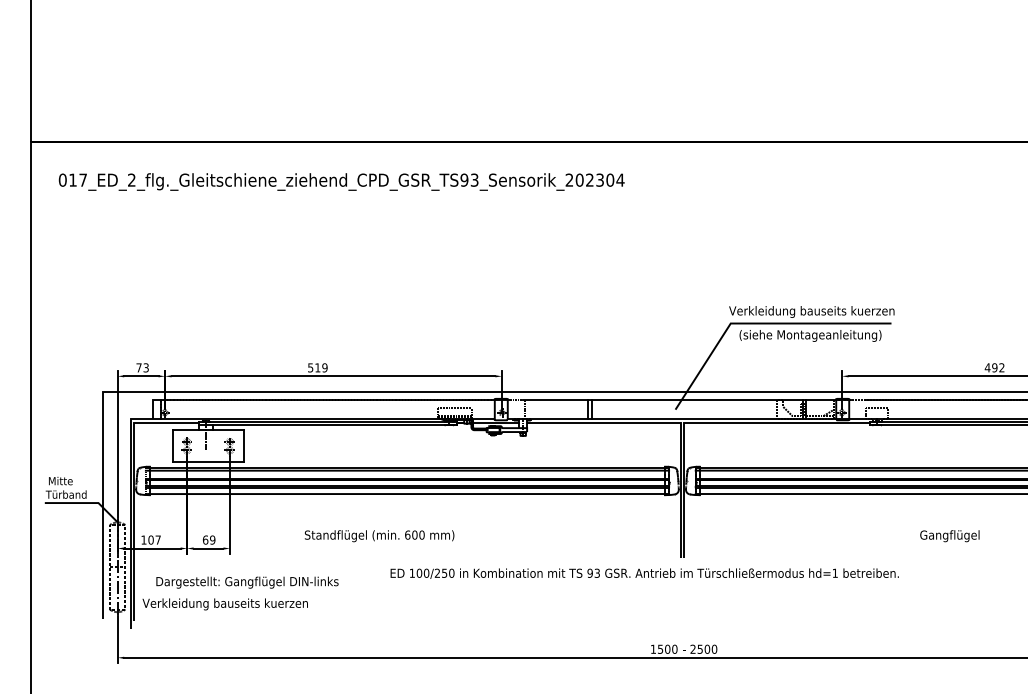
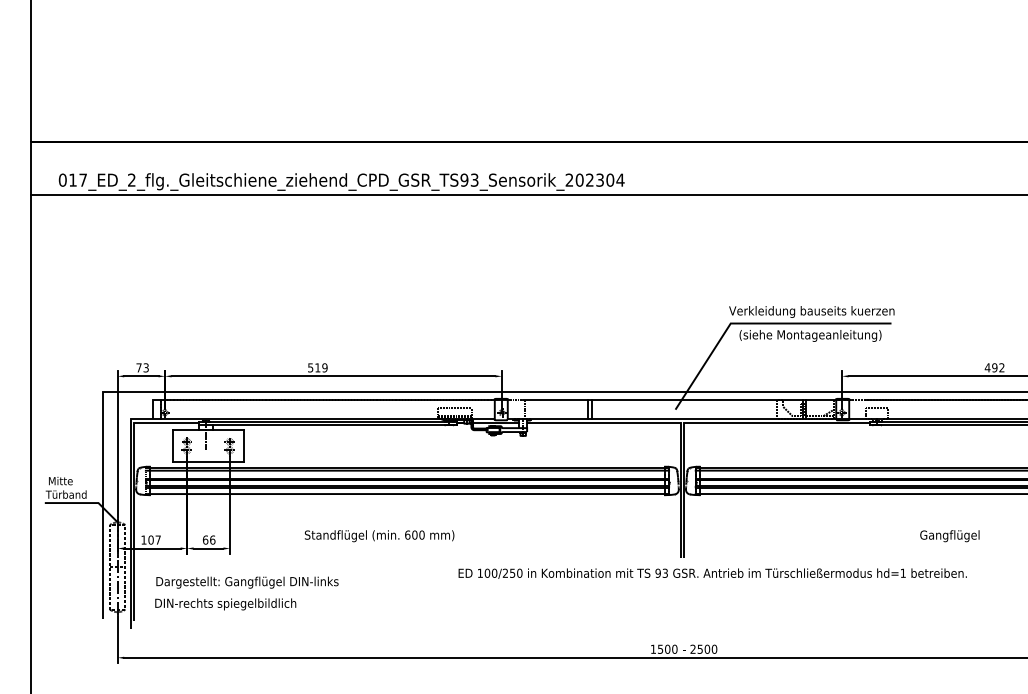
line: none -> present (527, 194)
text: 69 -> 66 (212, 539)
text position: (644, 573) -> (712, 573) (712, 573)
text: Verkleidung bauseits kuerzen -> DIN-rechts spiegelbildlich (224, 604)
